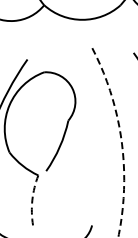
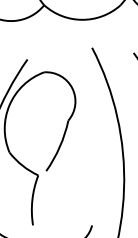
arc: dashed -> solid (121, 141)
arc: dashed -> solid (32, 200)
